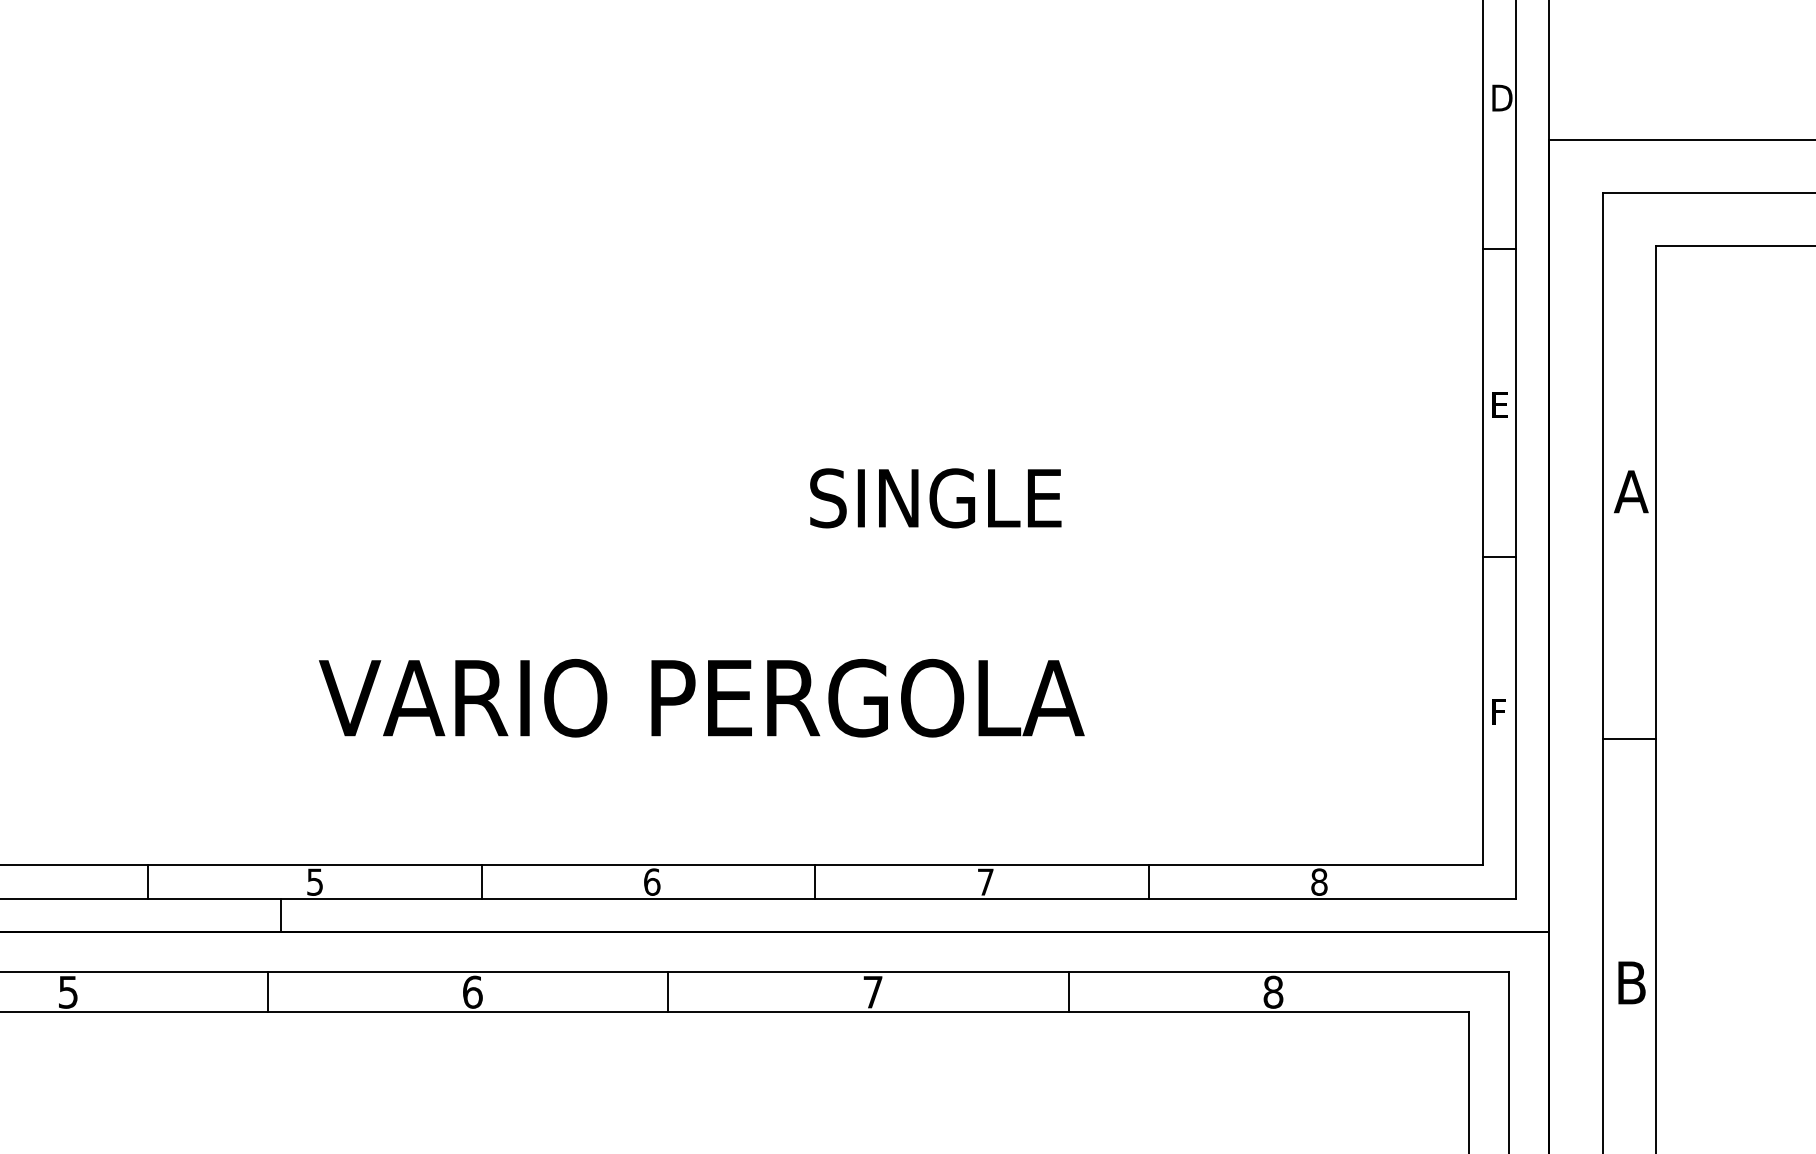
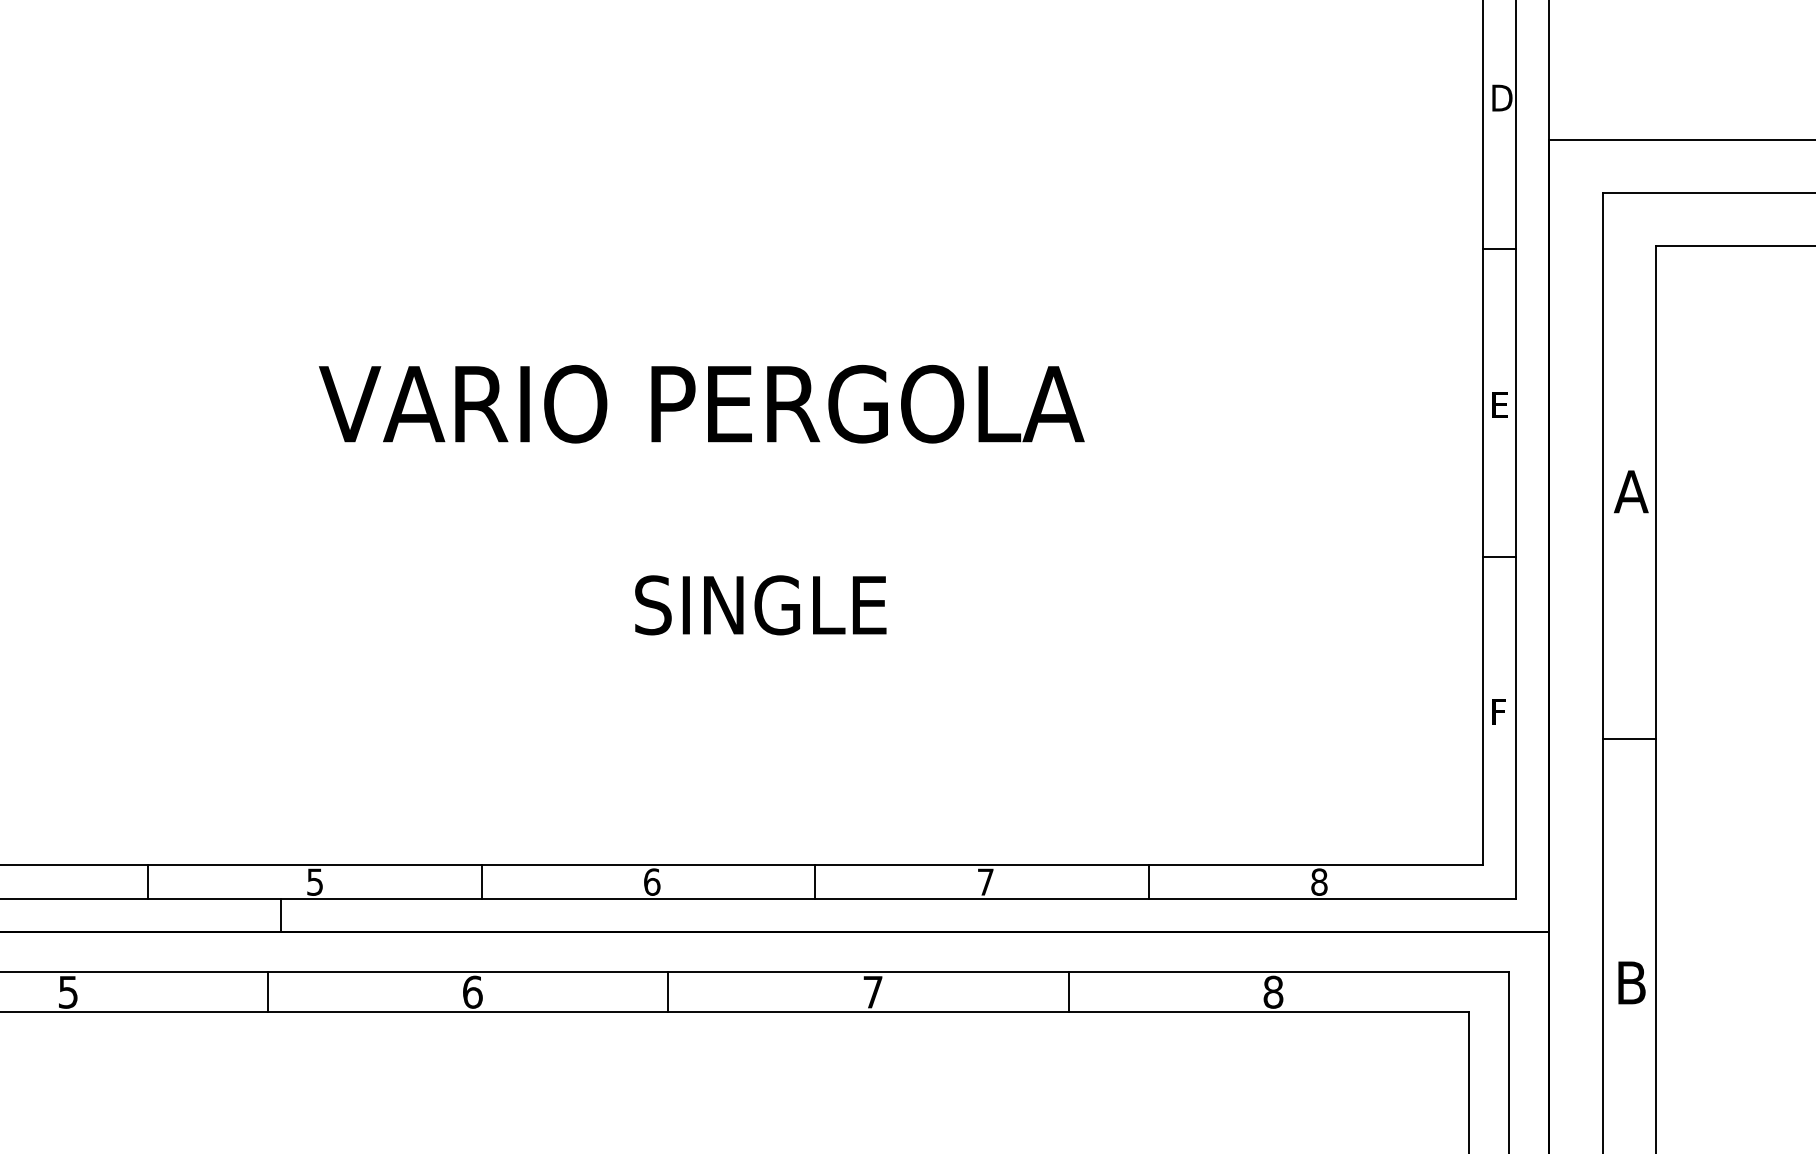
text position: (935, 498) -> (760, 605) (760, 605)
text position: (701, 698) -> (701, 404) (701, 404)
